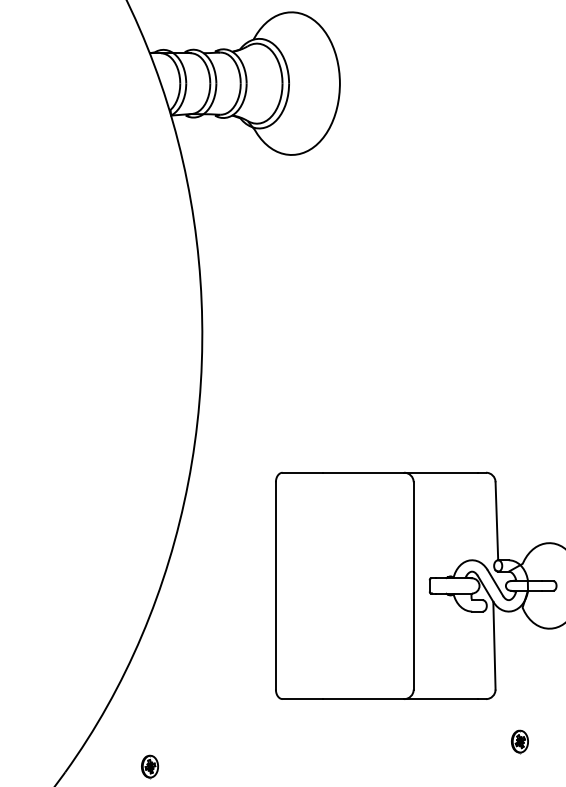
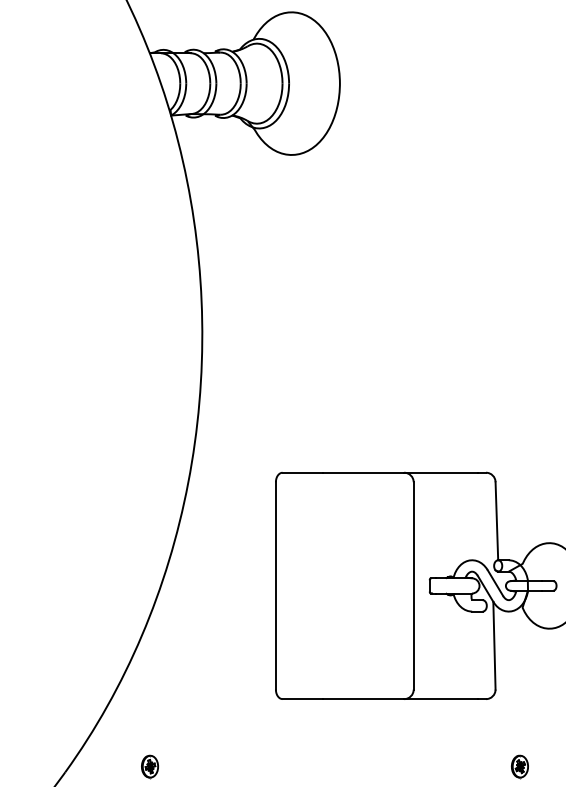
part position: (519, 741) -> (519, 766) (519, 766)
